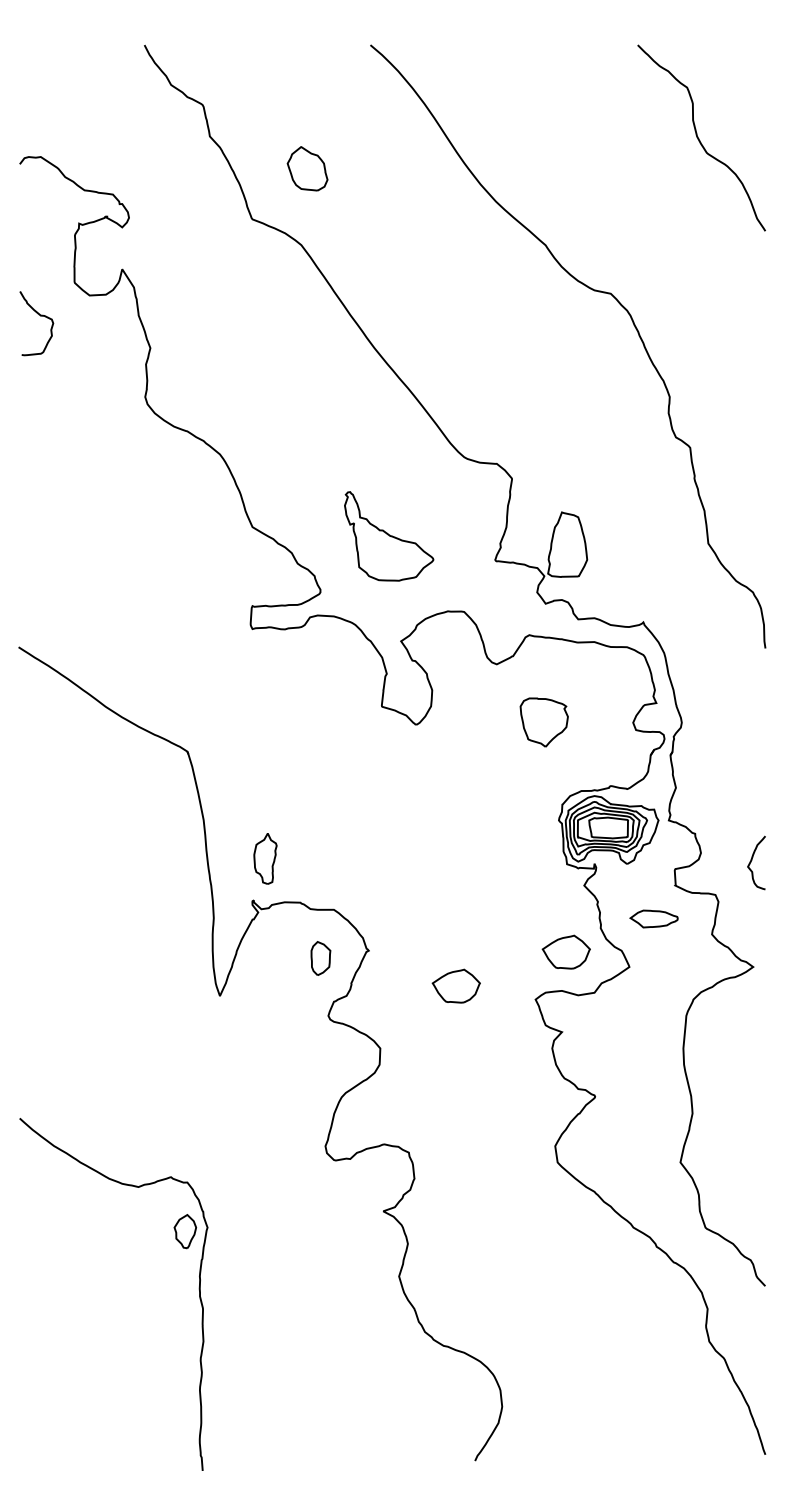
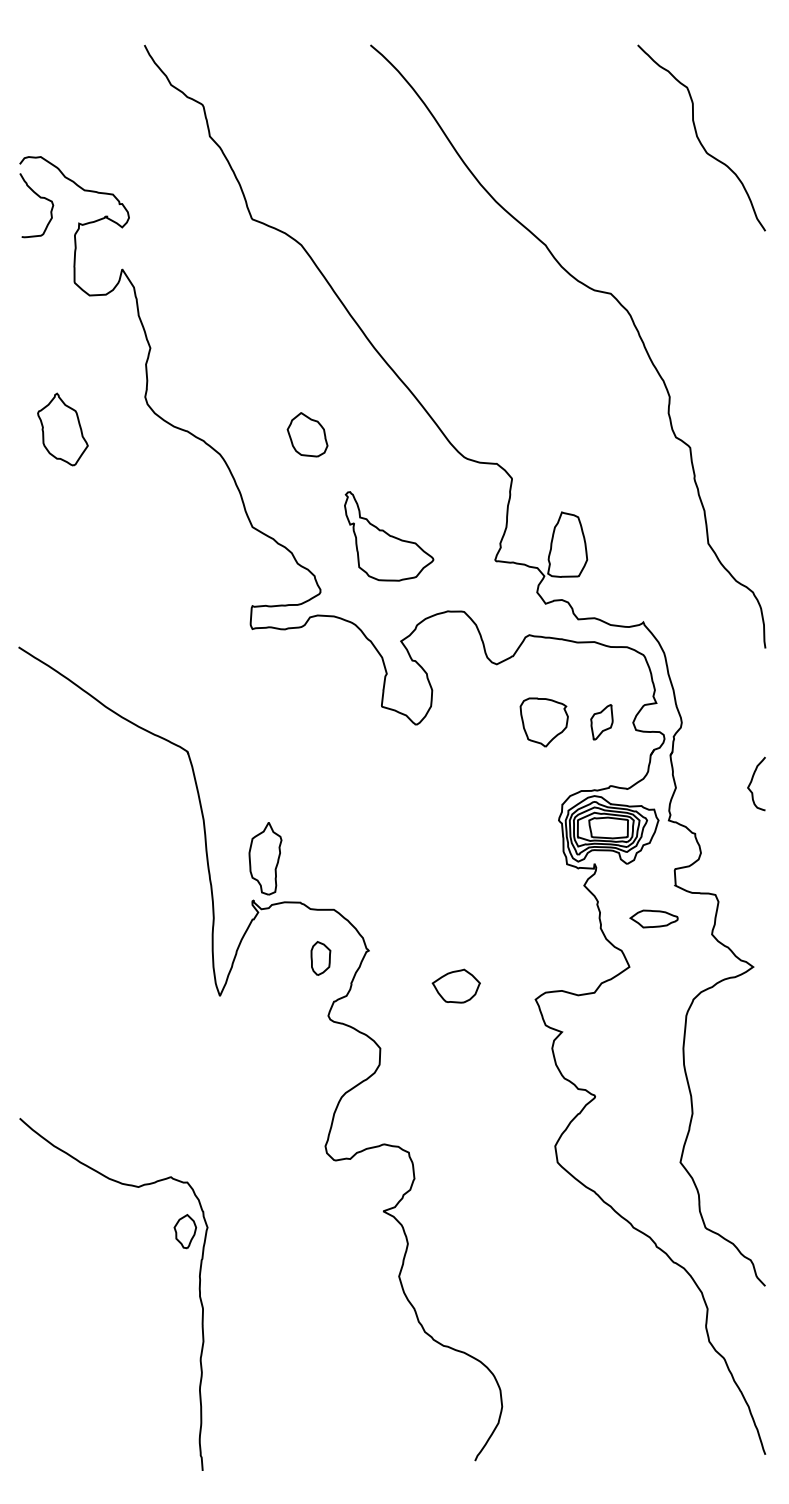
part position: (307, 168) -> (307, 434) (307, 434)
curve position: (40, 316) -> (40, 198) (40, 198)
part: none -> present (62, 429)
part: none -> present (601, 722)
part size: 25x52 px -> 35x74 px (265, 858)
curve position: (752, 860) -> (752, 781) (752, 781)
part: present -> none (565, 951)
